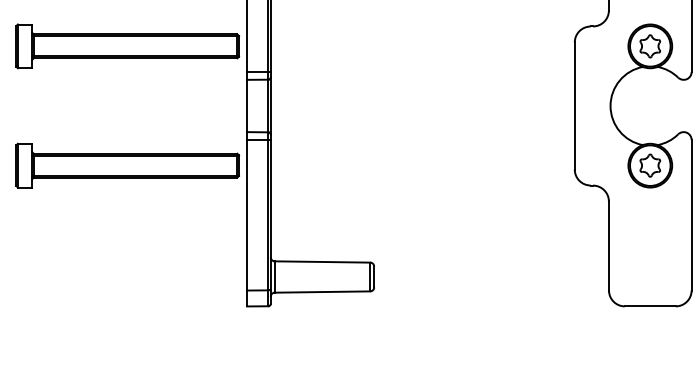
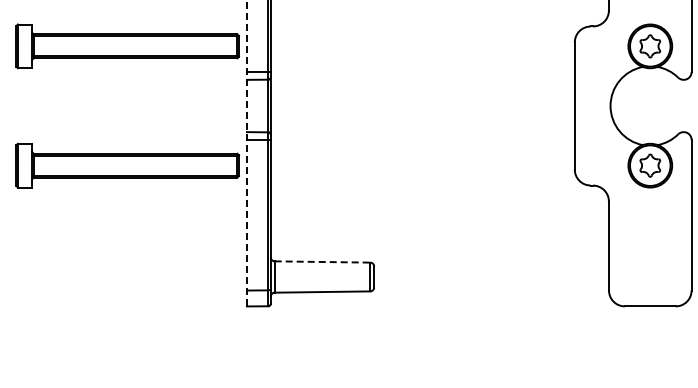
line: solid -> dashed (246, 153)
line: solid -> dashed (322, 261)
